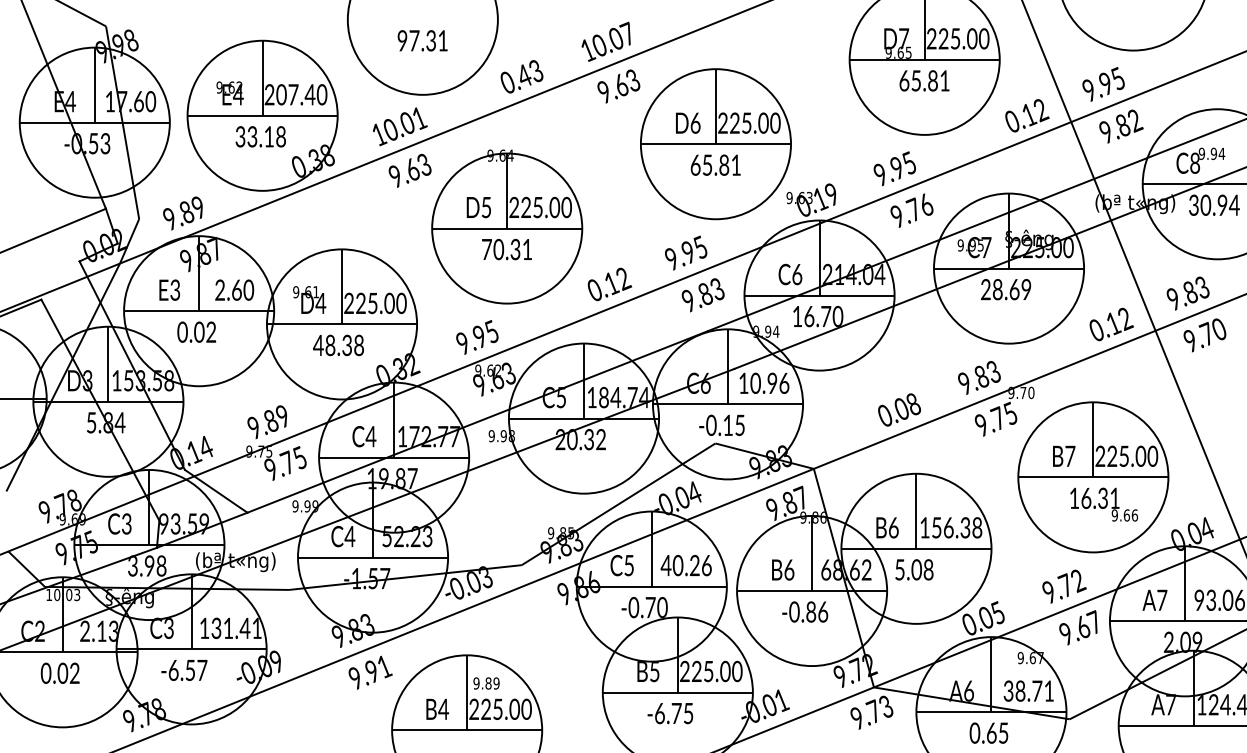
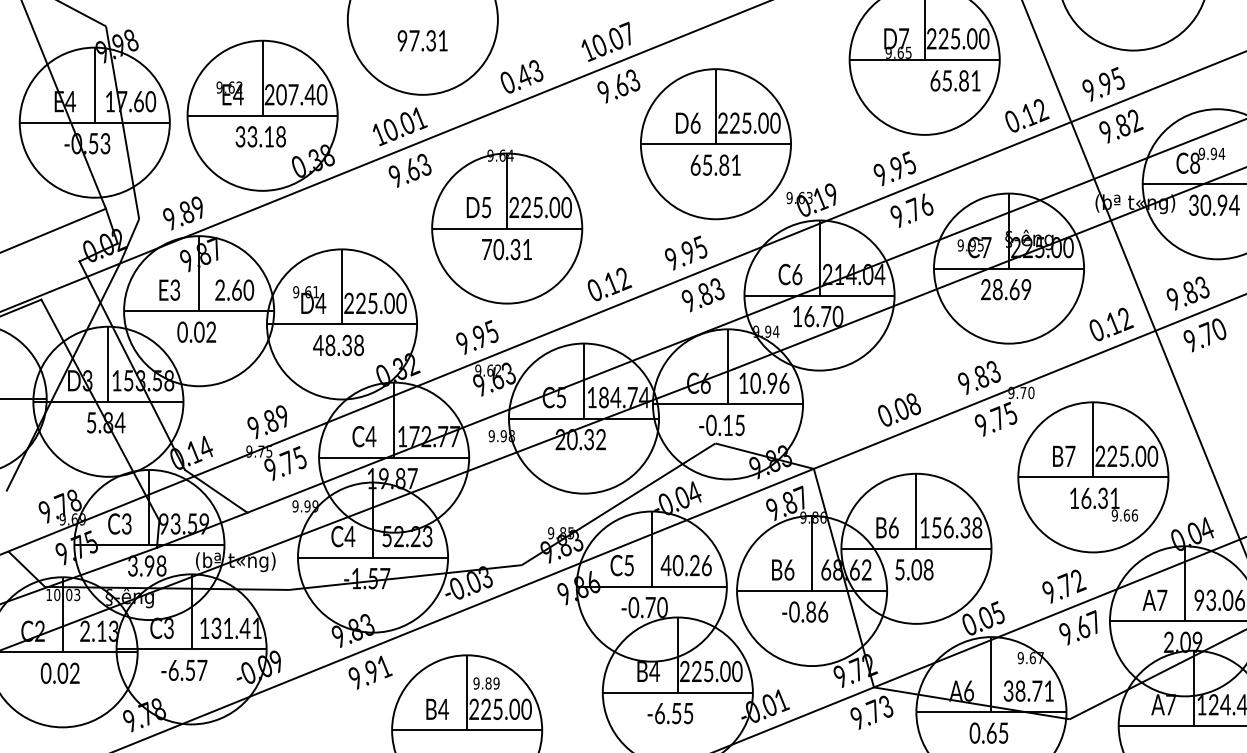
text position: (924, 80) -> (955, 80) (955, 80)
text: B5 -> B4 (654, 672)
text: -6.75 -> -6.55 (676, 713)
